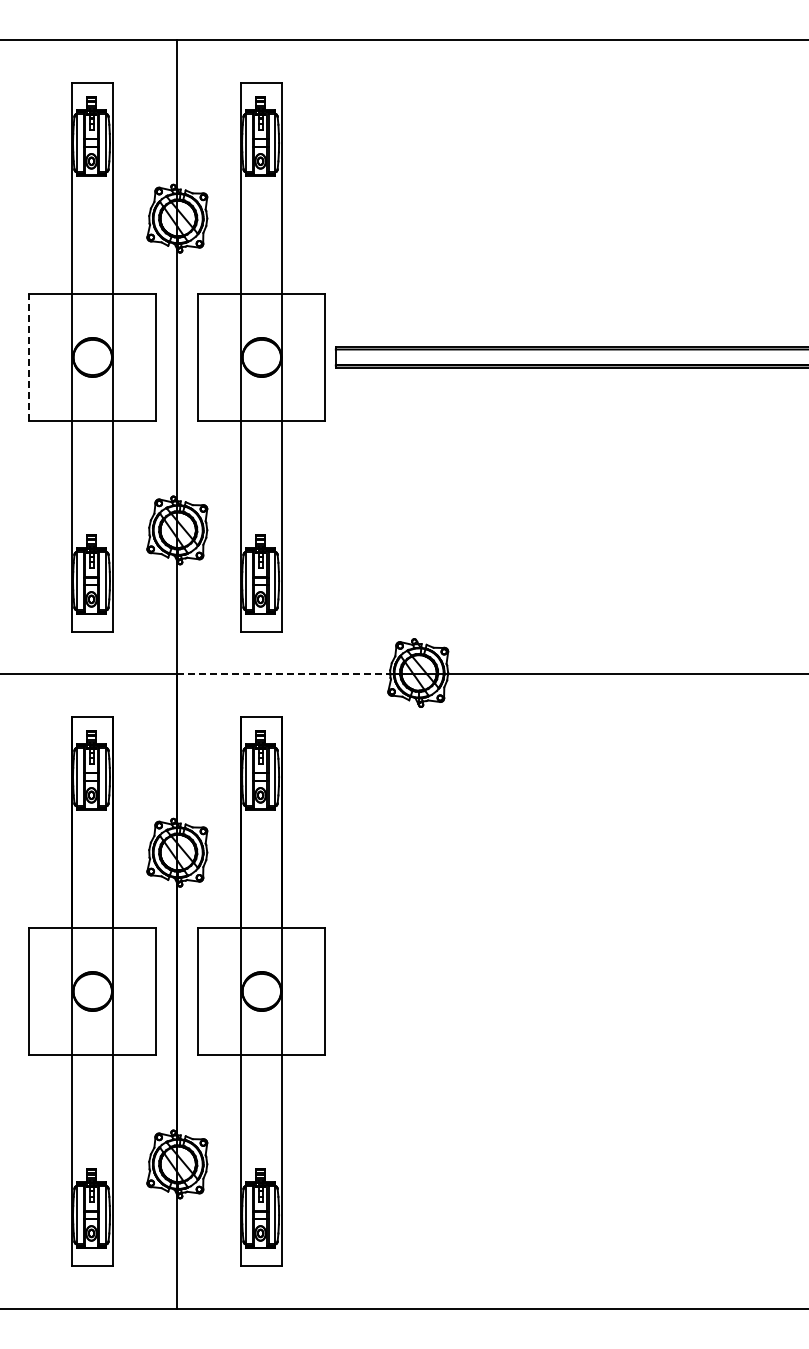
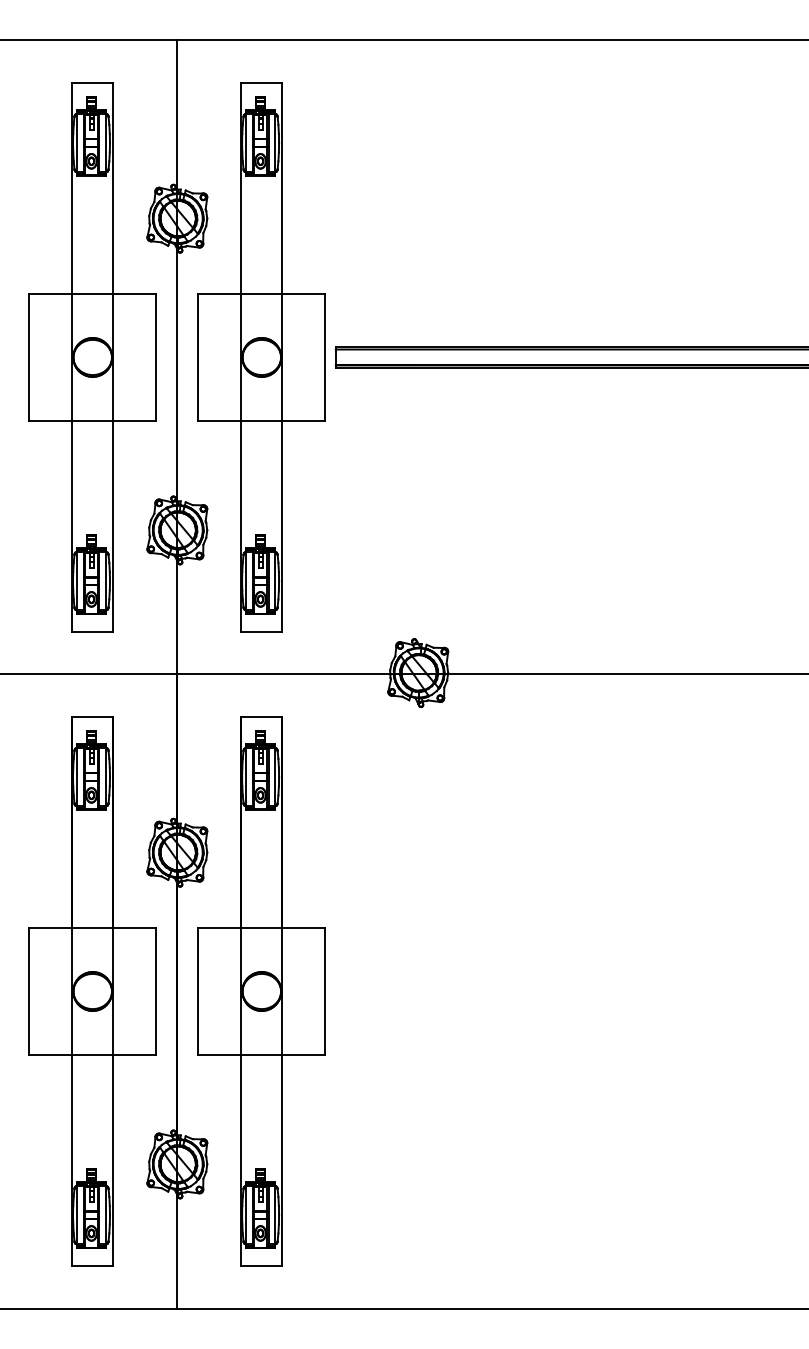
line: dashed -> solid (29, 356)
line: dashed -> solid (283, 674)
